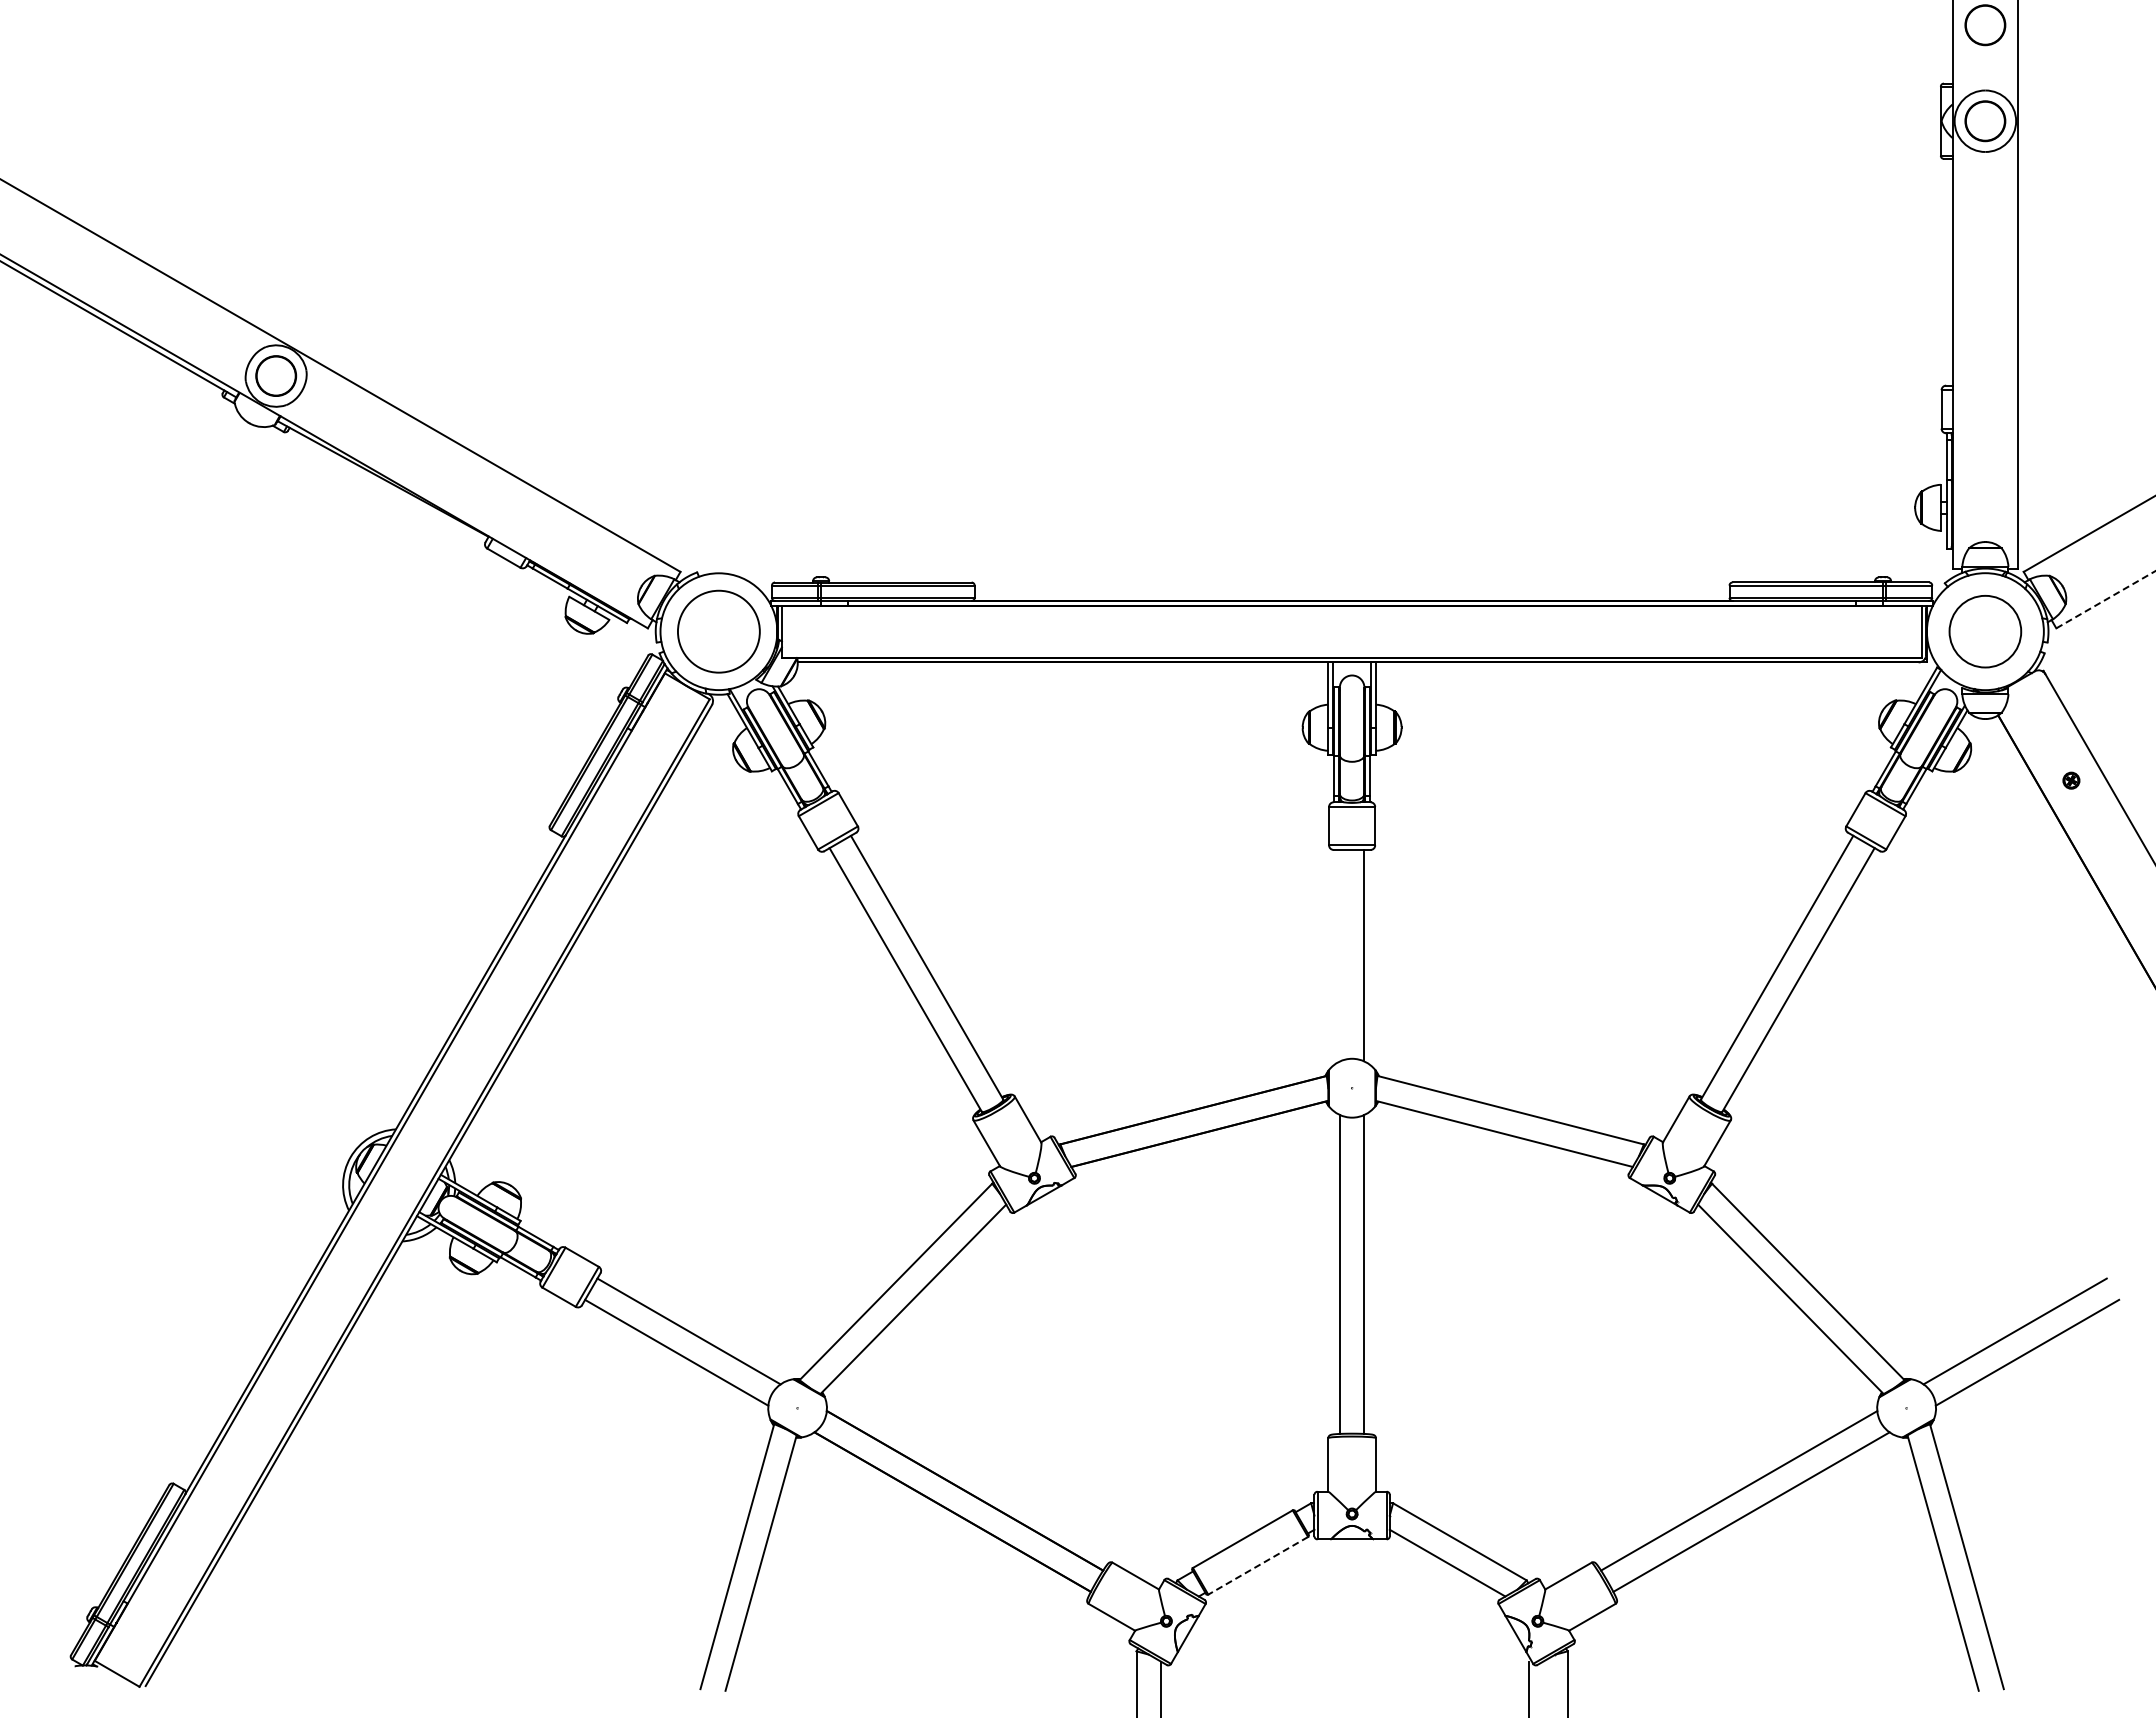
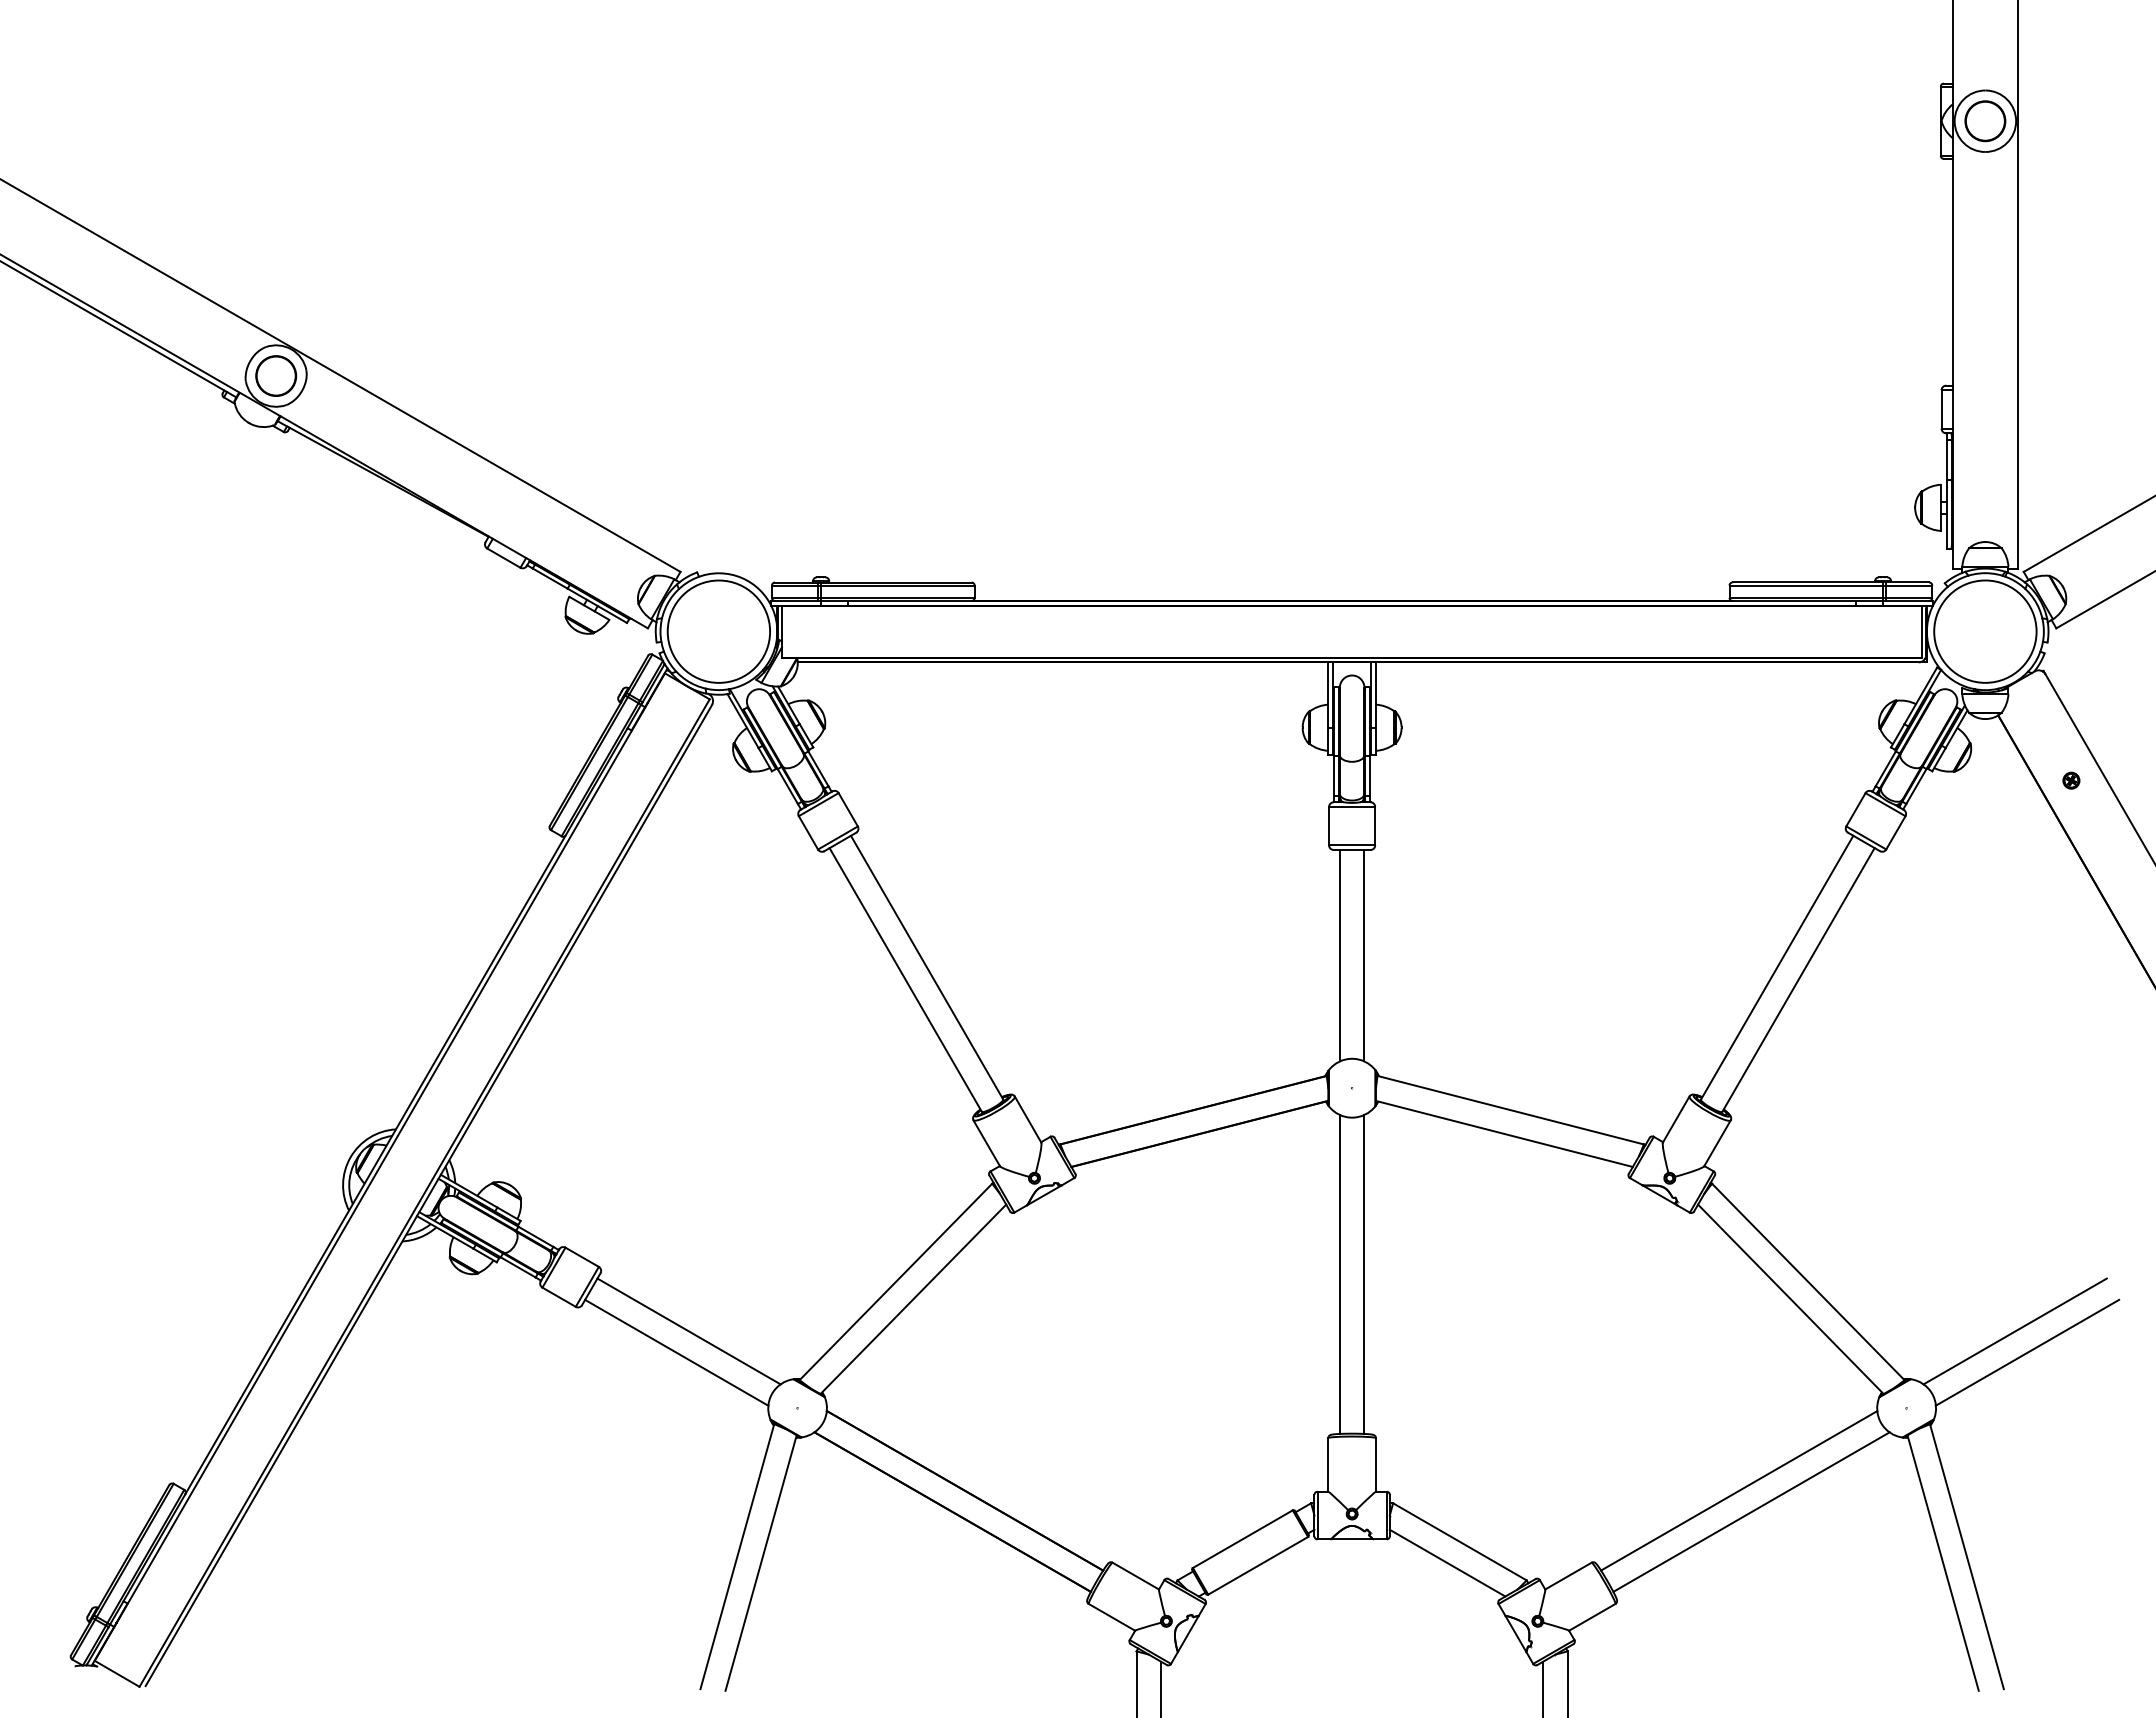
part: present -> none (1985, 25)
line: dashed -> solid (2106, 599)
circle diameter: 82 px -> 102 px (718, 631)
circle diameter: 72 px -> 102 px (1985, 631)
line: none -> present (1339, 955)
line: dashed -> solid (1258, 1565)
line position: (1529, 1687) -> (1543, 1687) (1543, 1687)
